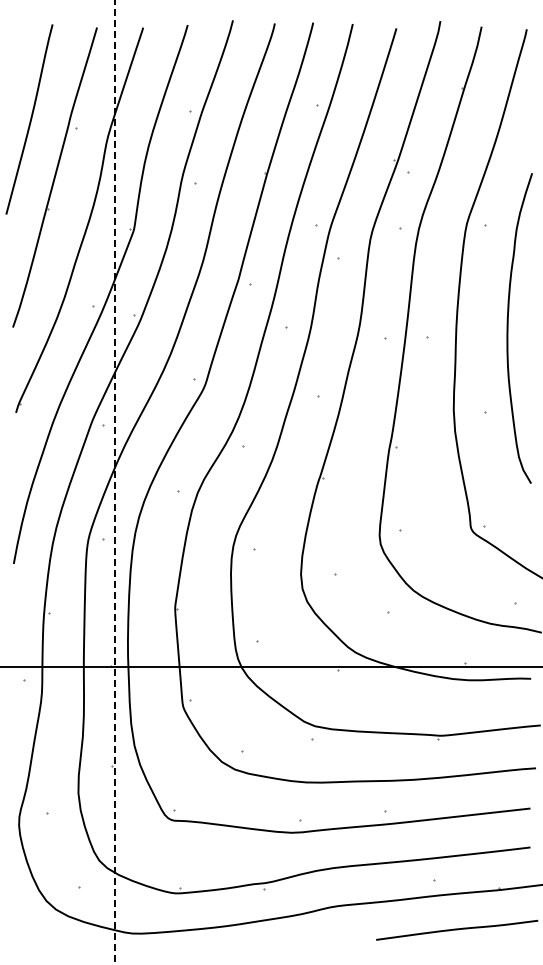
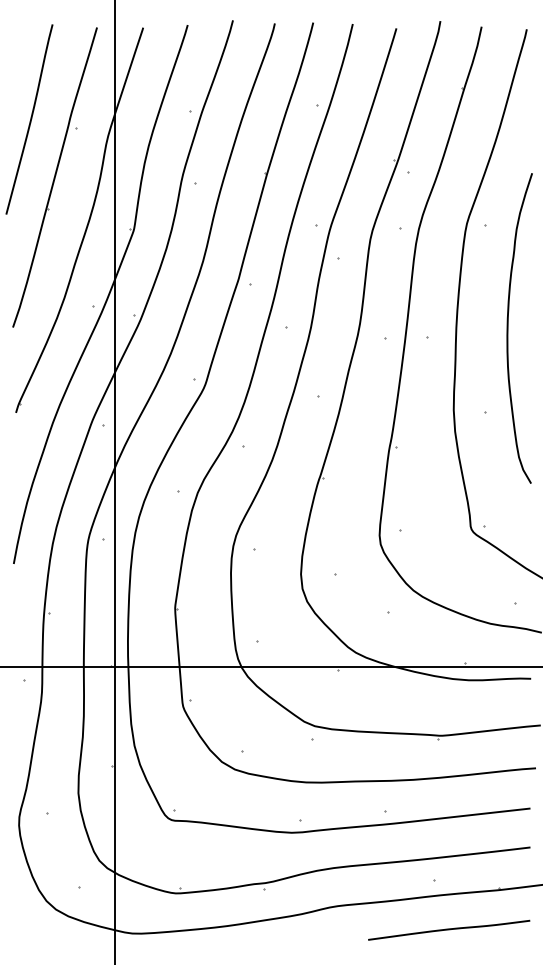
line: dashed -> solid (114, 481)
curve position: (457, 929) -> (449, 929) (449, 929)
